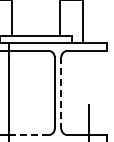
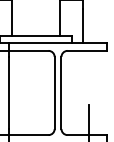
line: dashed -> solid (61, 93)
line: dashed -> solid (28, 135)
